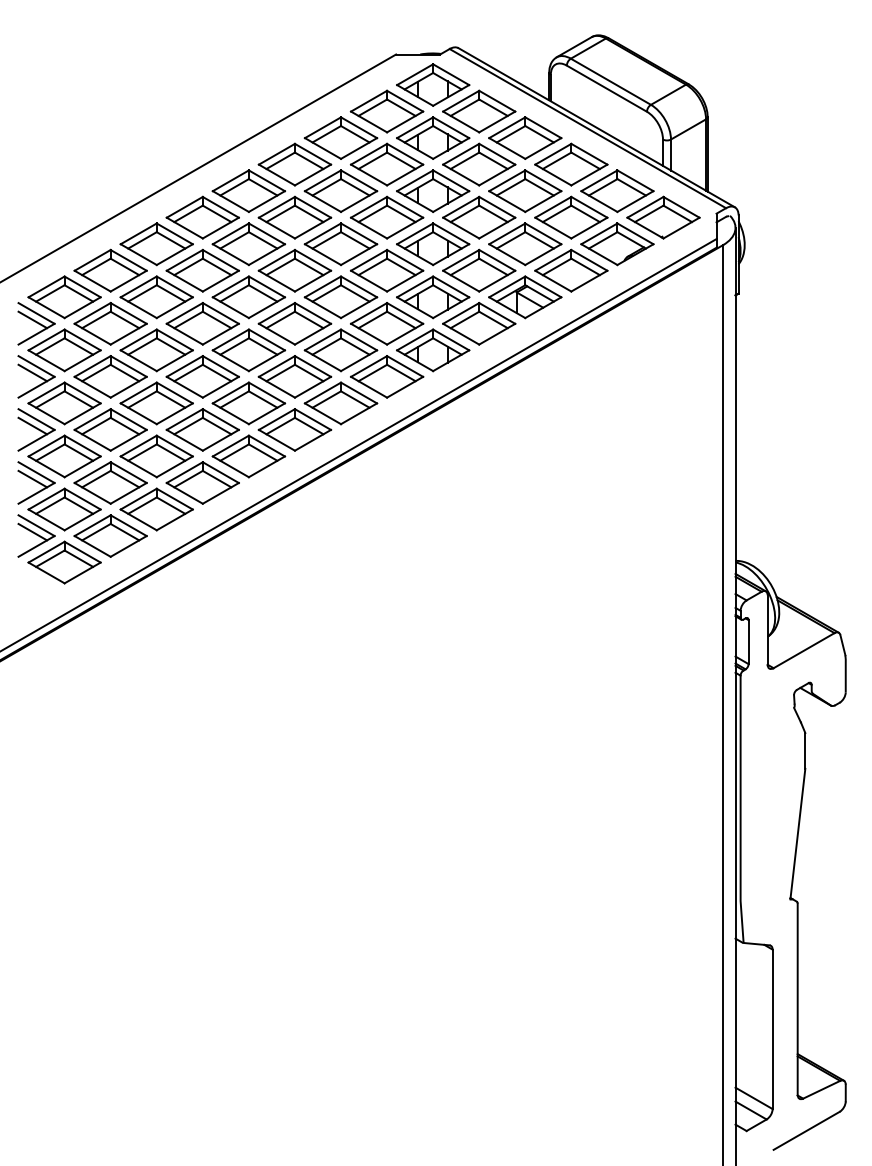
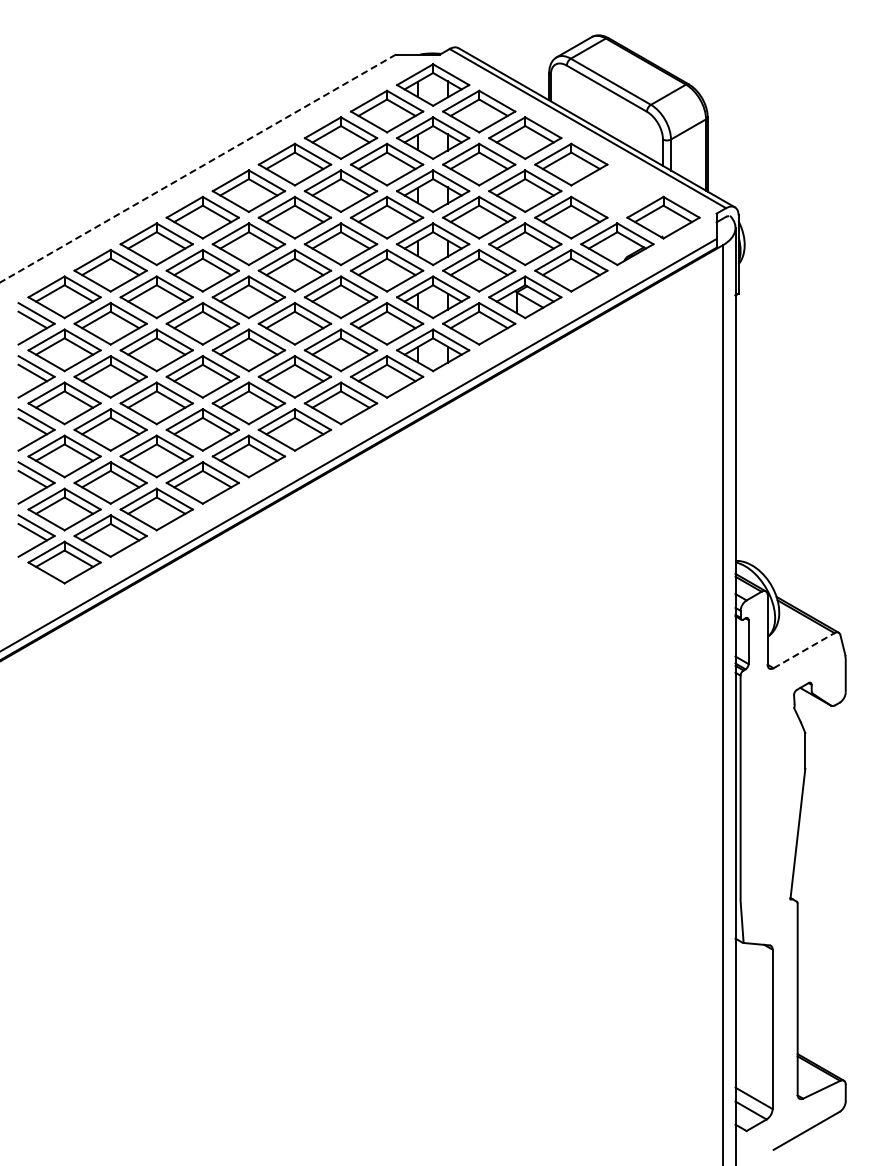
line: solid -> dashed (197, 168)
part: present -> none (617, 191)
line: solid -> dashed (804, 650)
